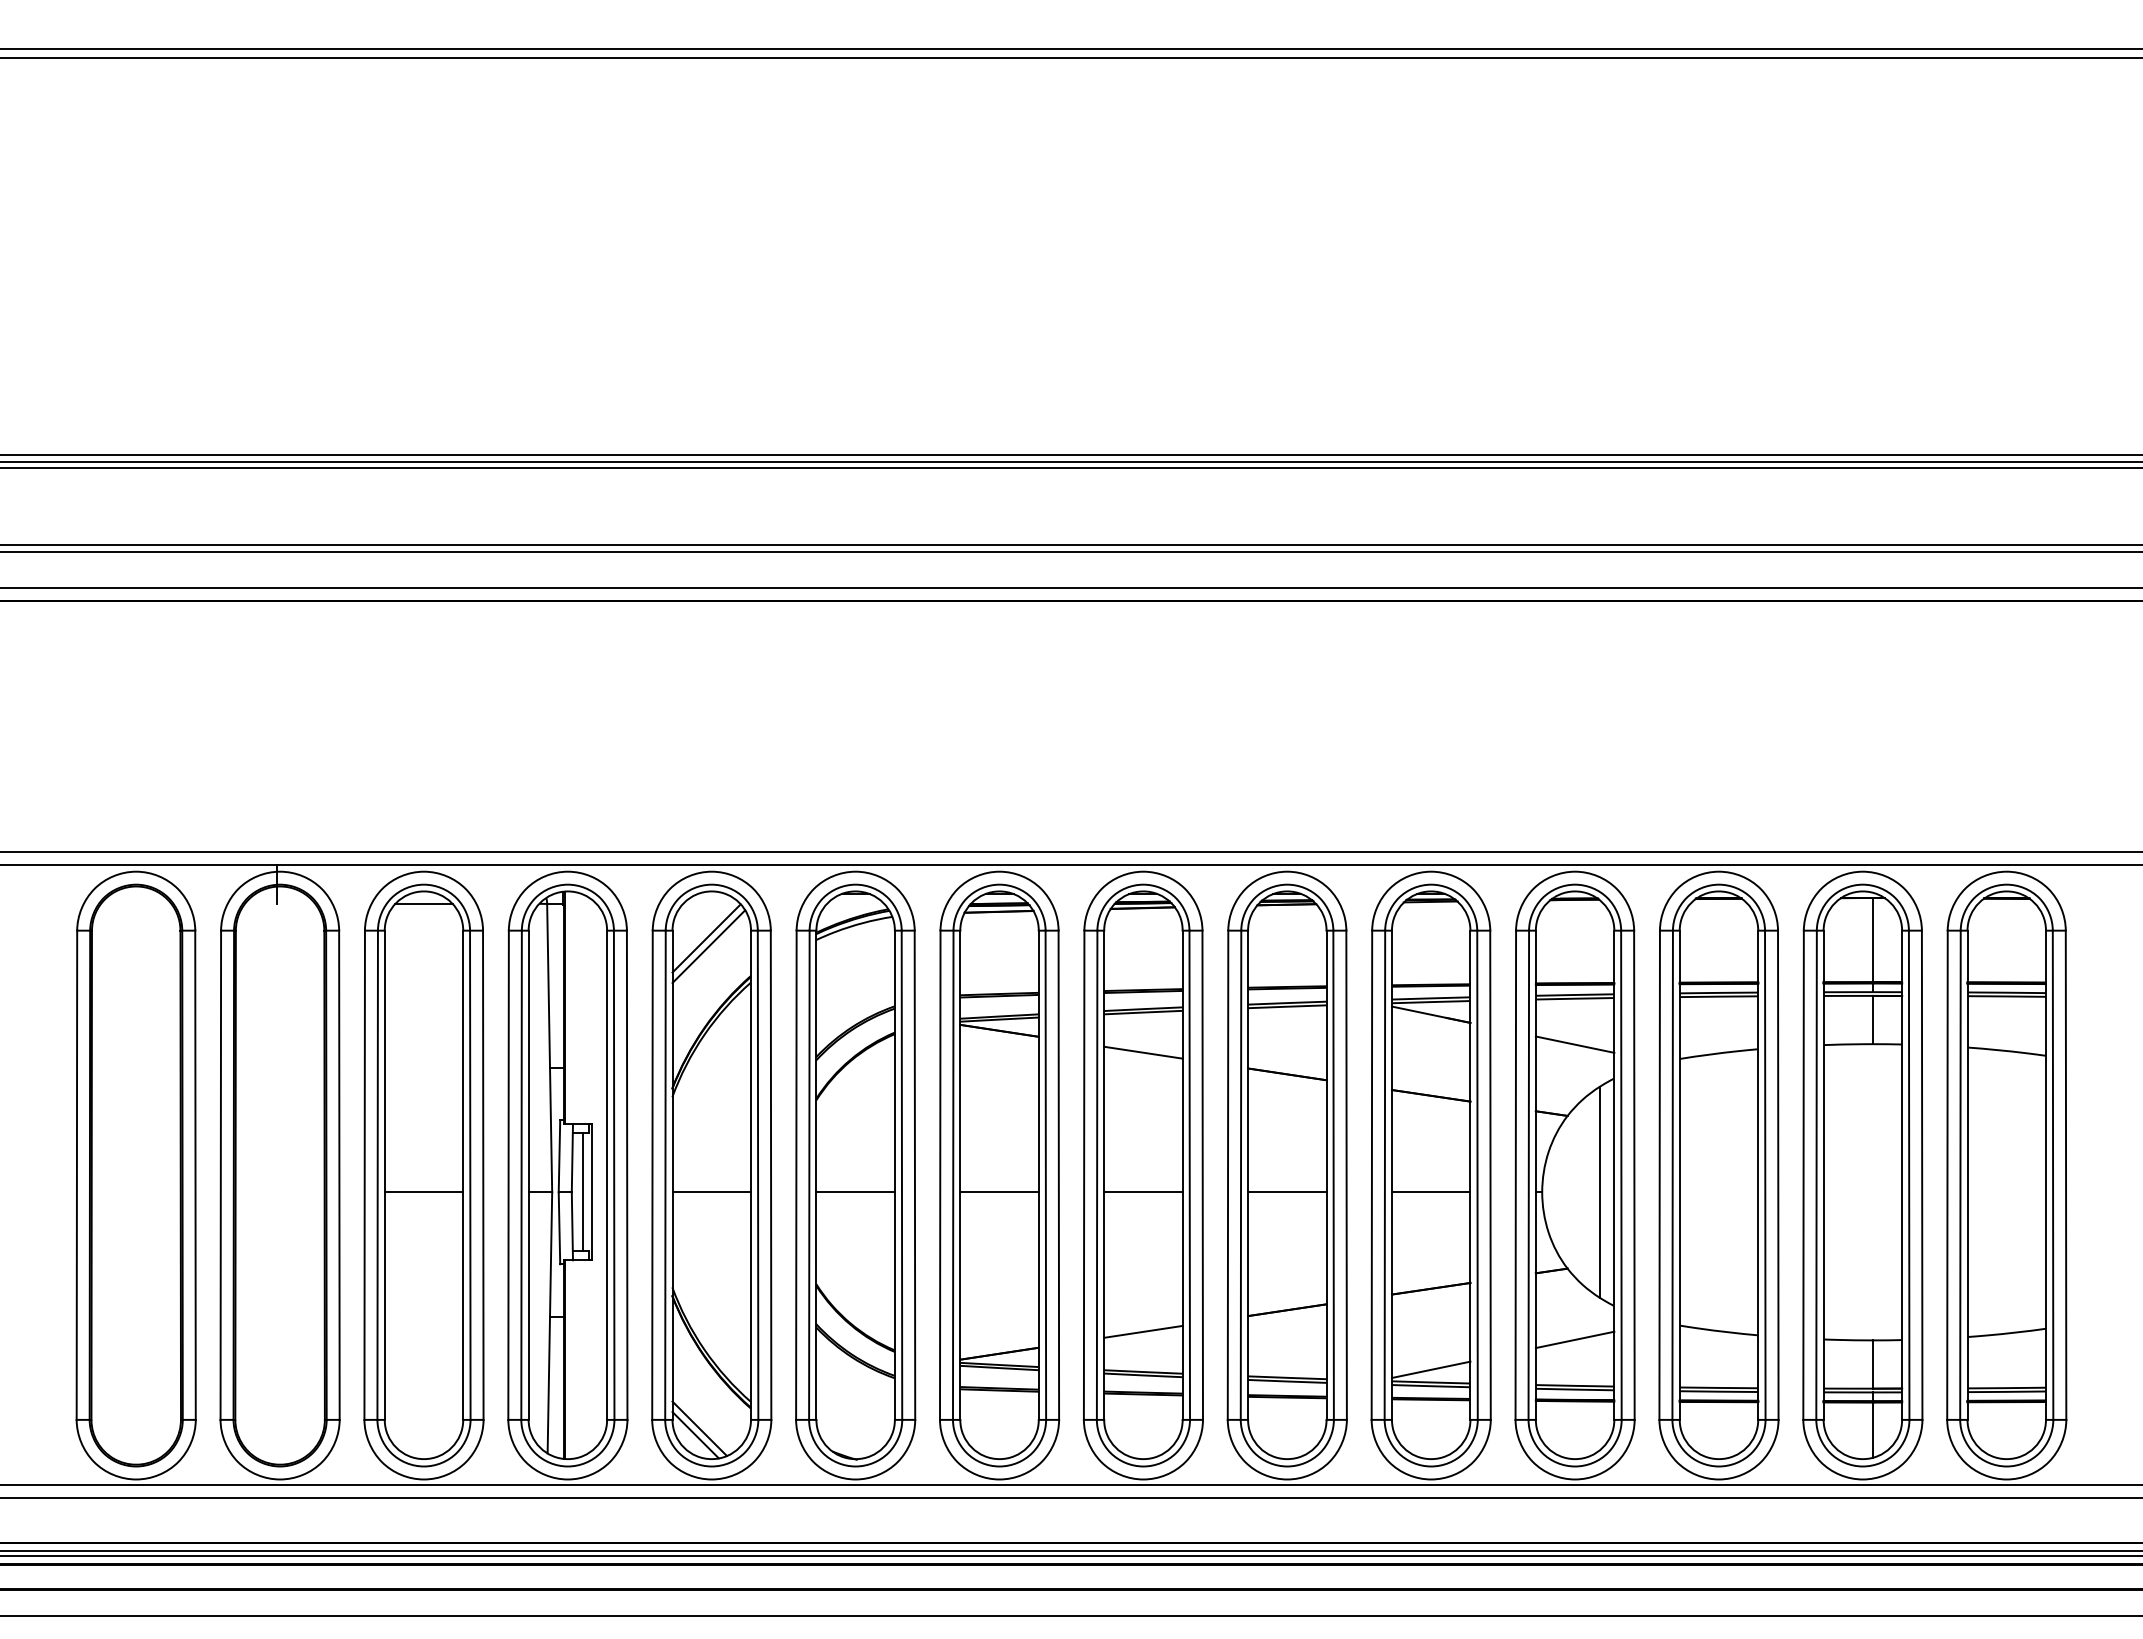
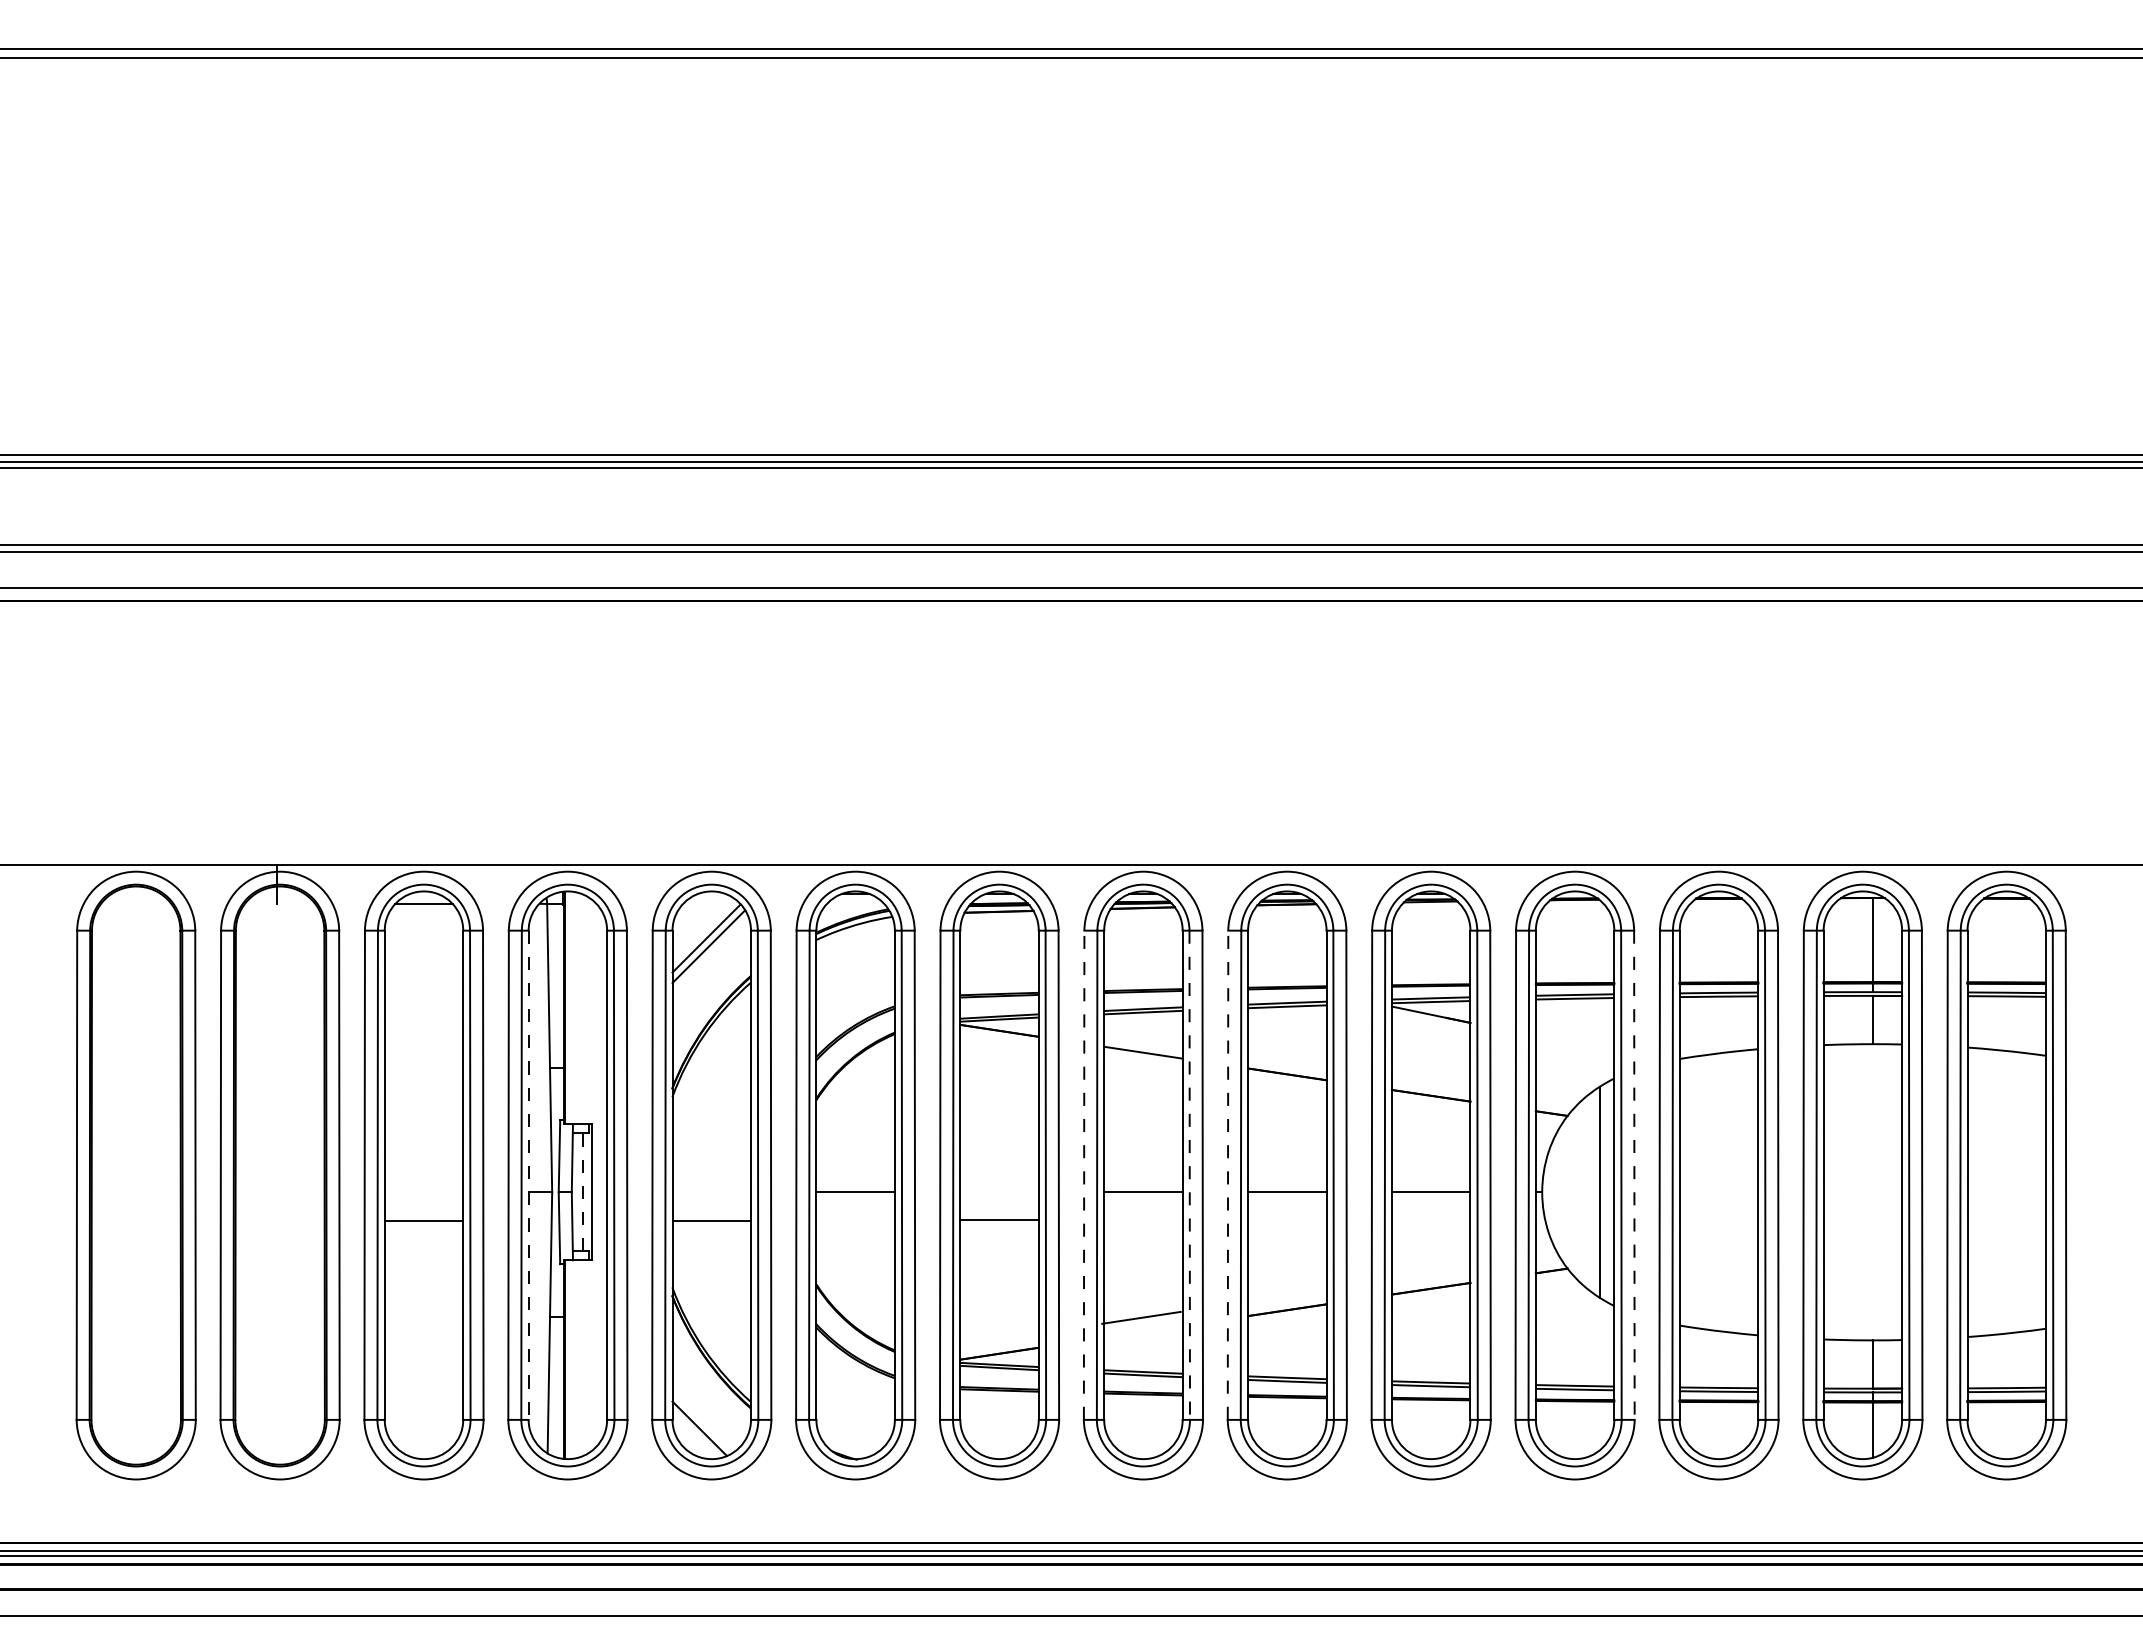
line: present -> none (1070, 852)
line: present -> none (1574, 1044)
line: solid -> dashed (528, 1175)
line: solid -> dashed (1084, 1175)
line: solid -> dashed (1189, 1175)
line: solid -> dashed (1228, 1175)
line: solid -> dashed (1634, 1175)
line position: (423, 1192) -> (423, 1221) (423, 1221)
line: solid -> dashed (582, 1192)
line position: (711, 1192) -> (711, 1221) (711, 1221)
line position: (999, 1192) -> (999, 1220) (999, 1220)
line position: (1143, 1331) -> (1141, 1317) (1141, 1317)
line: present -> none (1574, 1339)
line: present -> none (1430, 1369)
line: present -> none (695, 1435)
line: present -> none (1070, 1485)
line: present -> none (1070, 1498)
